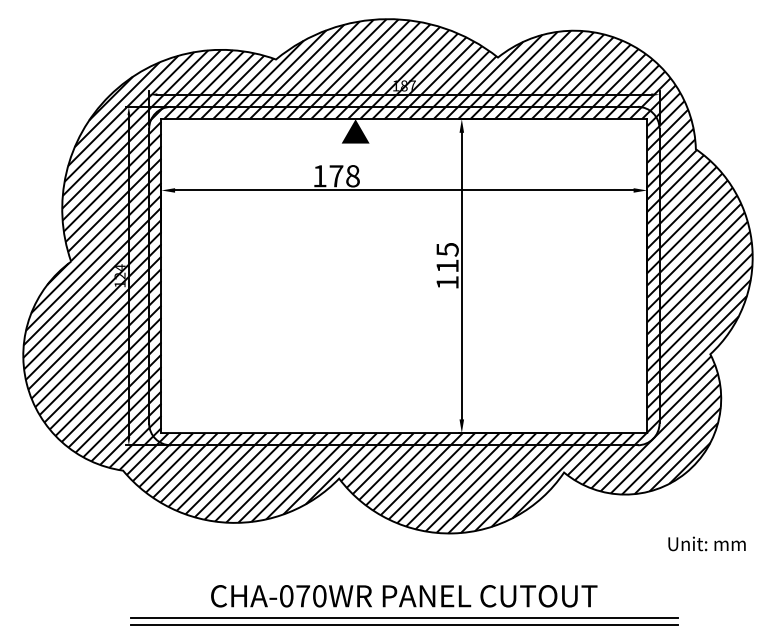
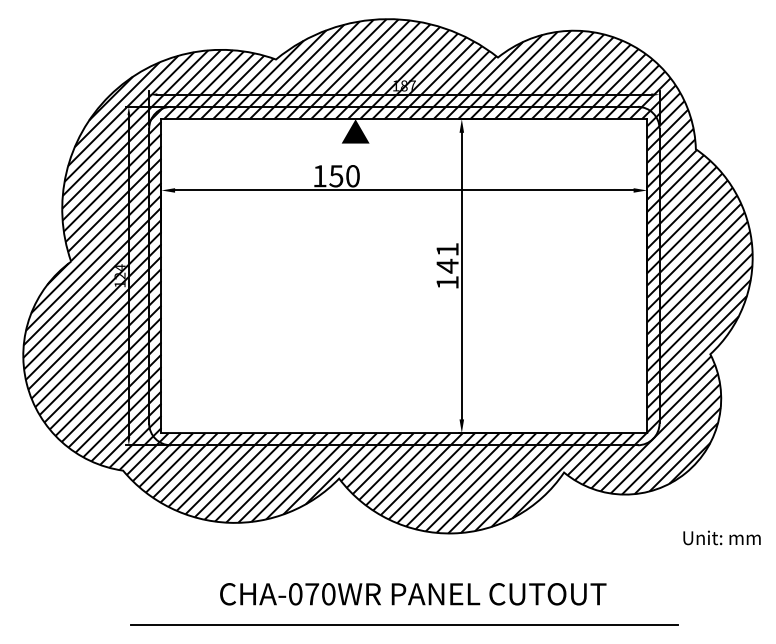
text: 178 -> 150 (344, 176)
text: 115 -> 141 (447, 258)
text position: (706, 543) -> (721, 537) (721, 537)
text position: (404, 596) -> (413, 594) (413, 594)
line: present -> none (403, 617)
